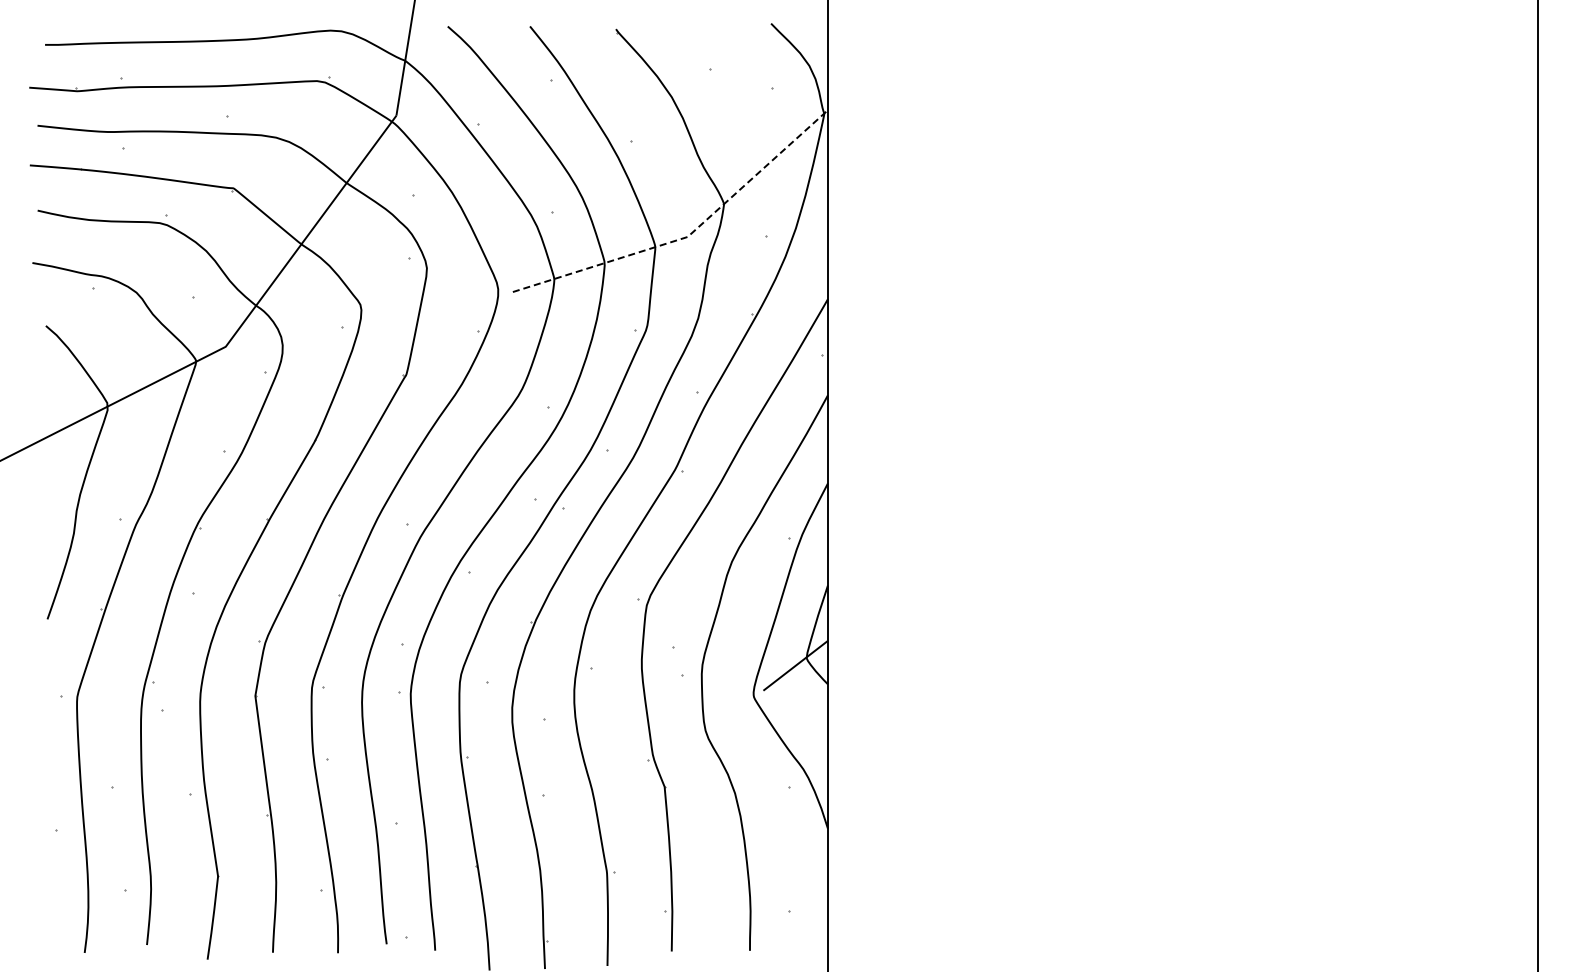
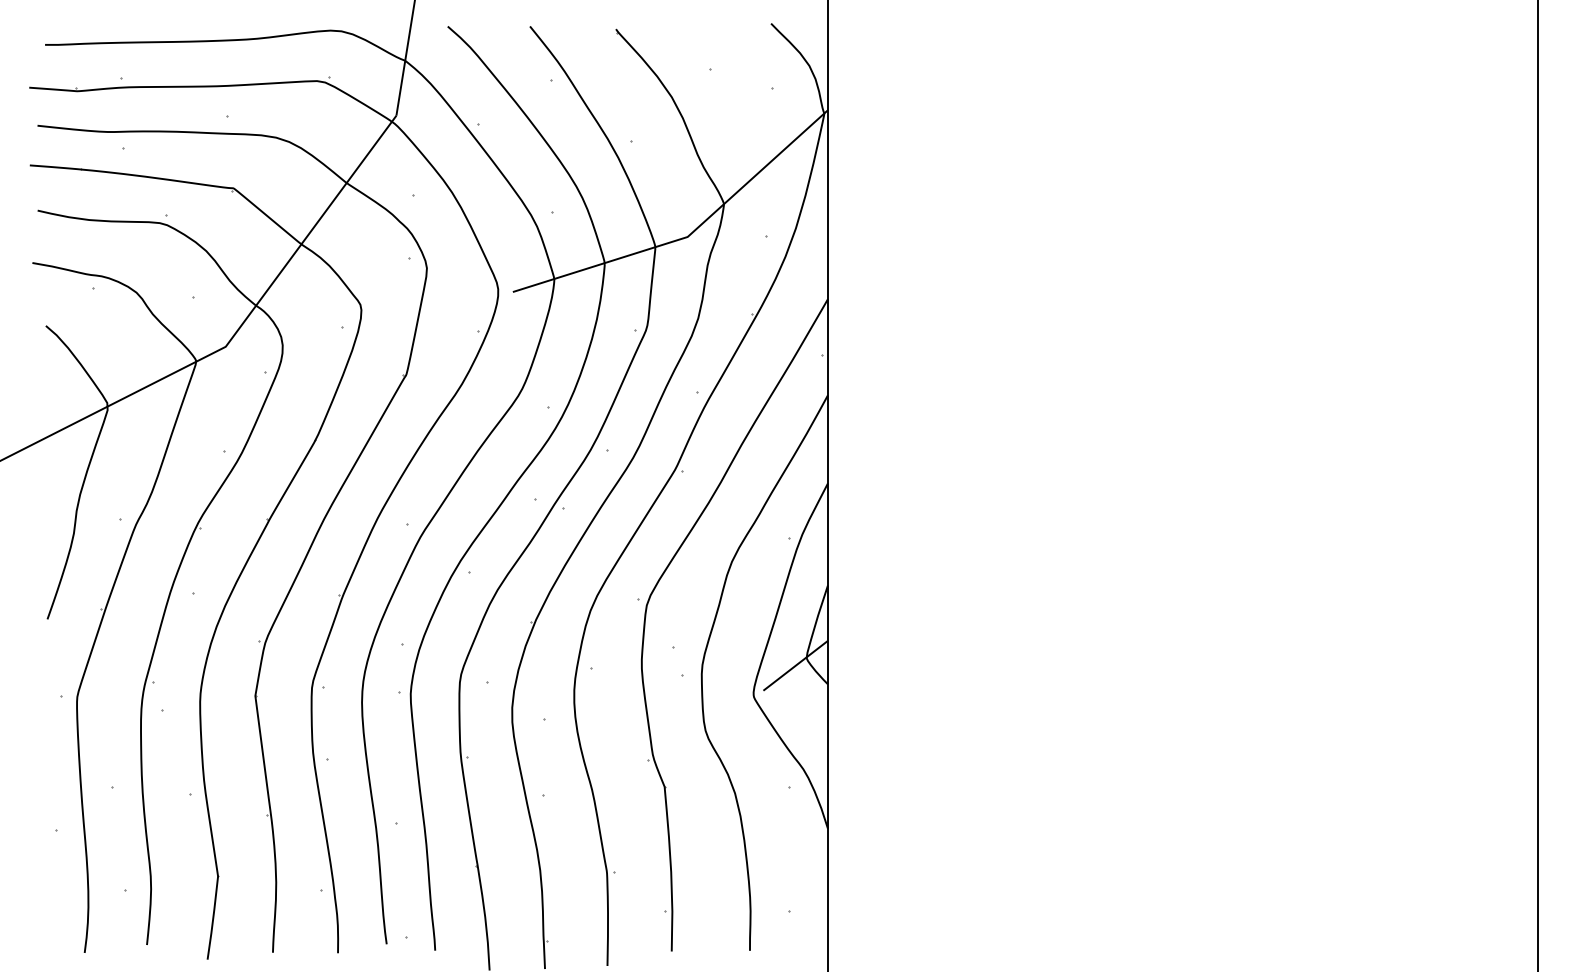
line: dashed -> solid (689, 234)
